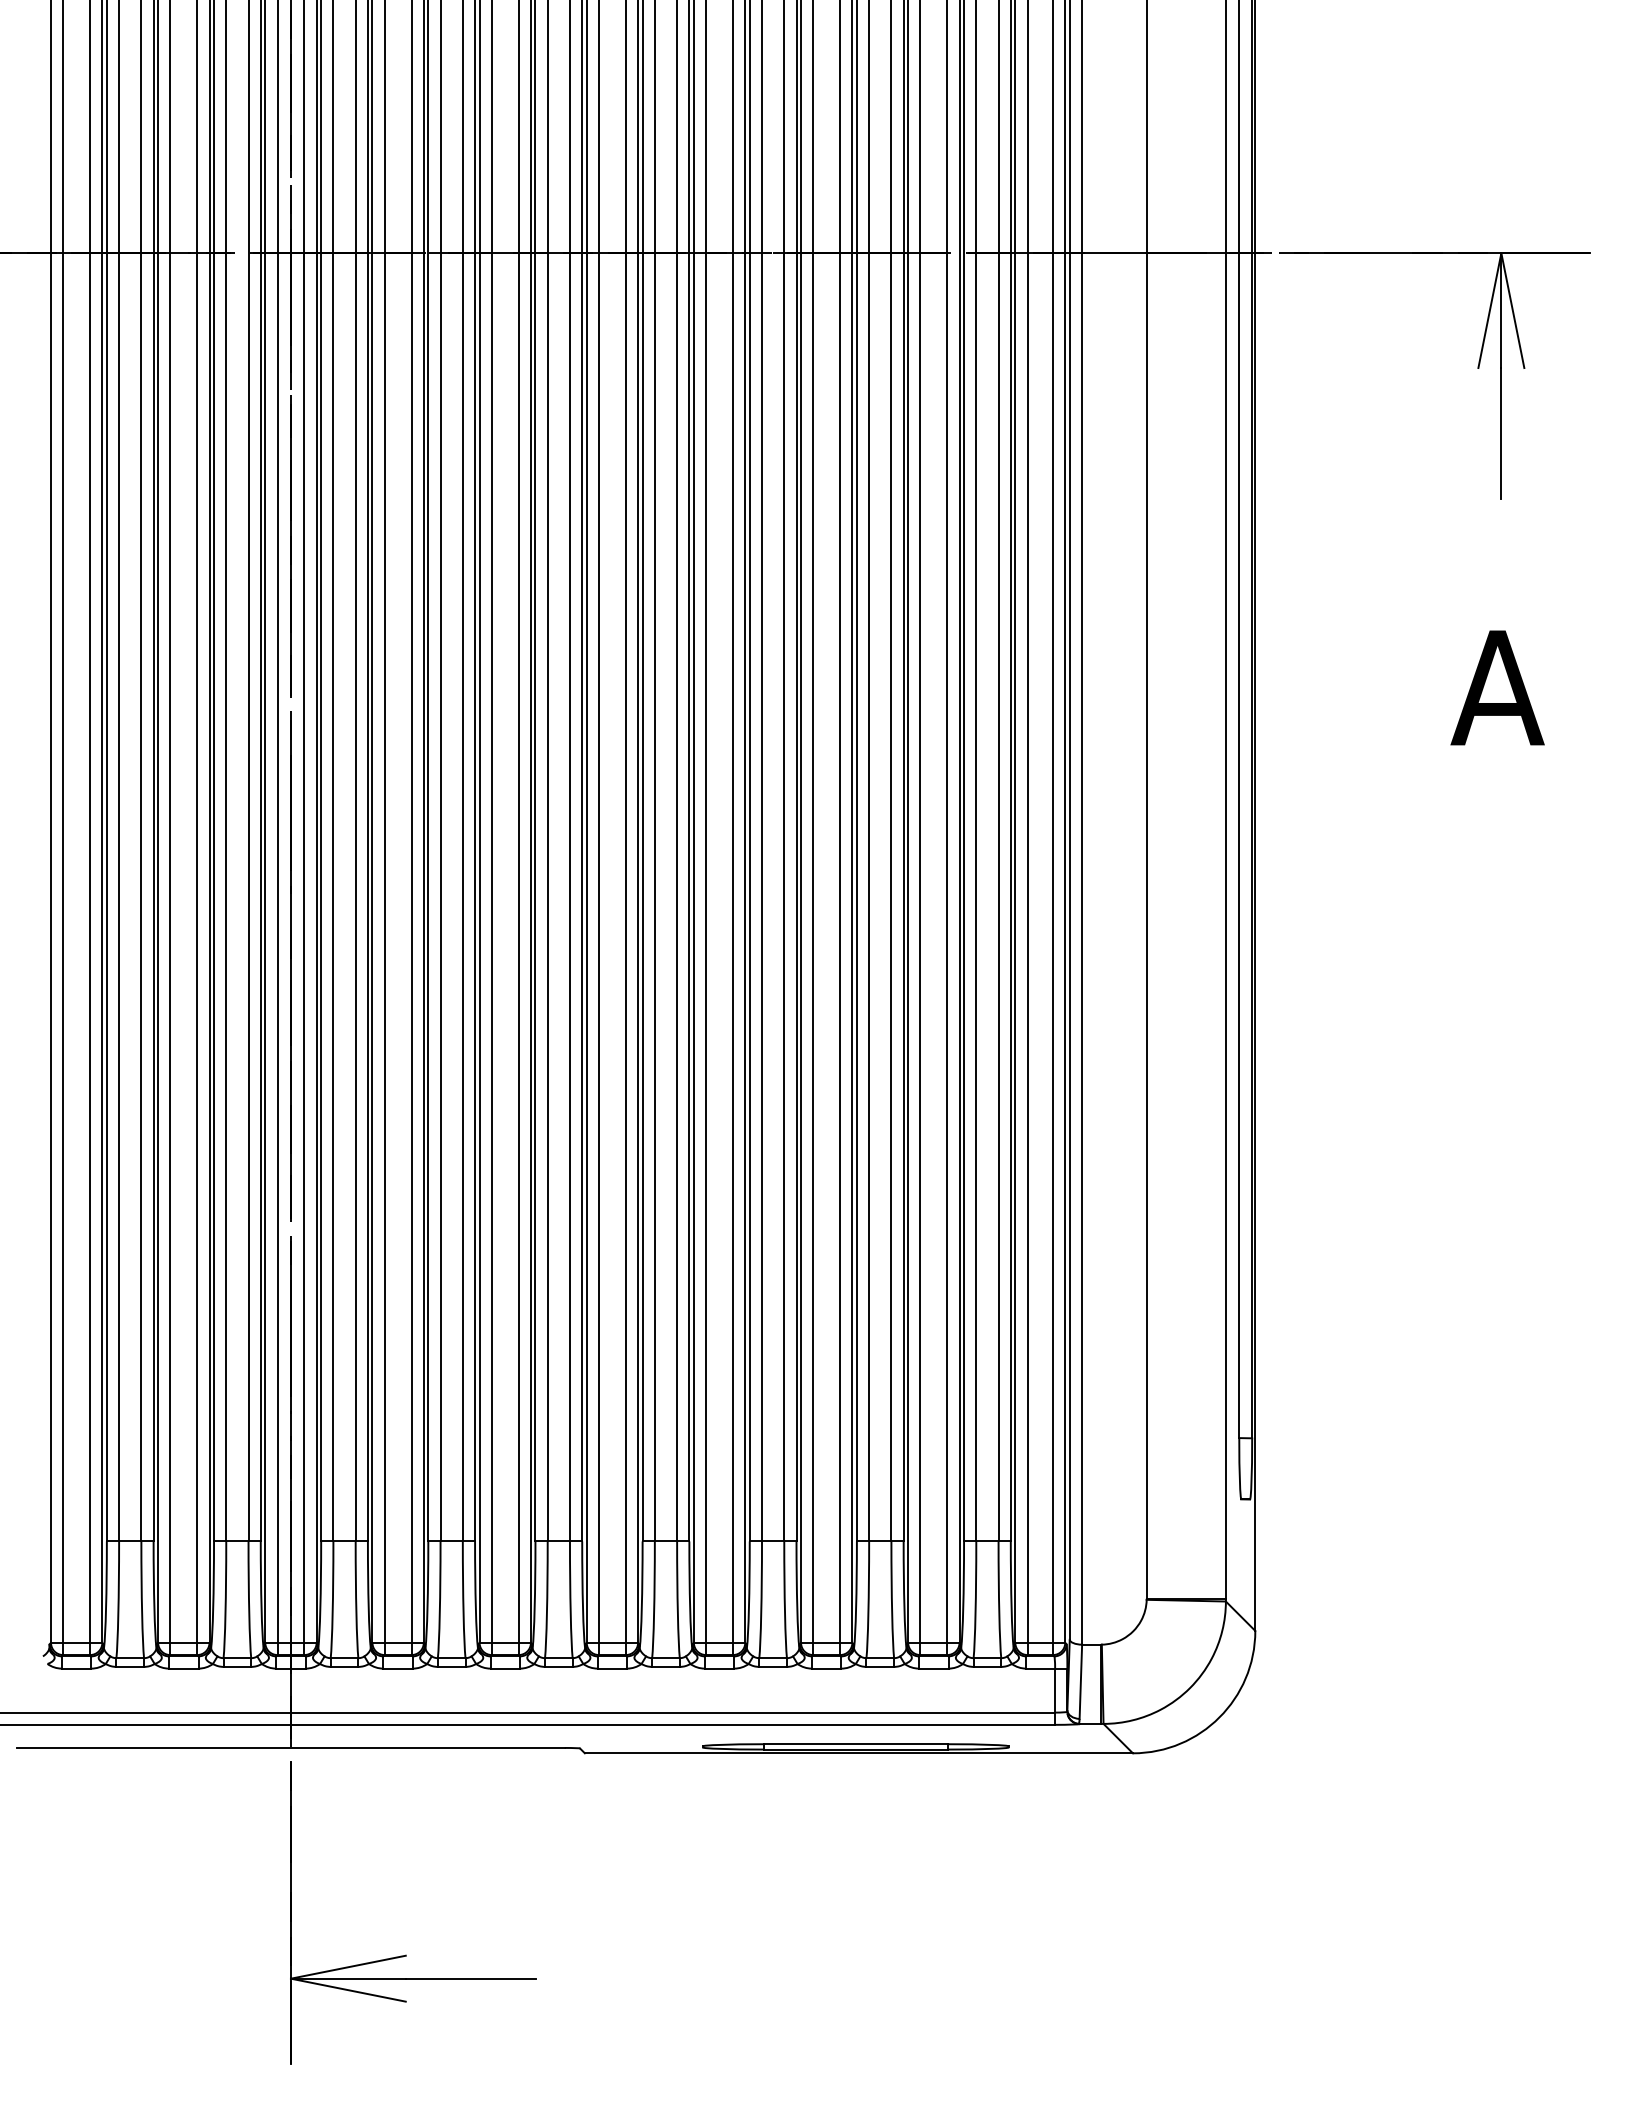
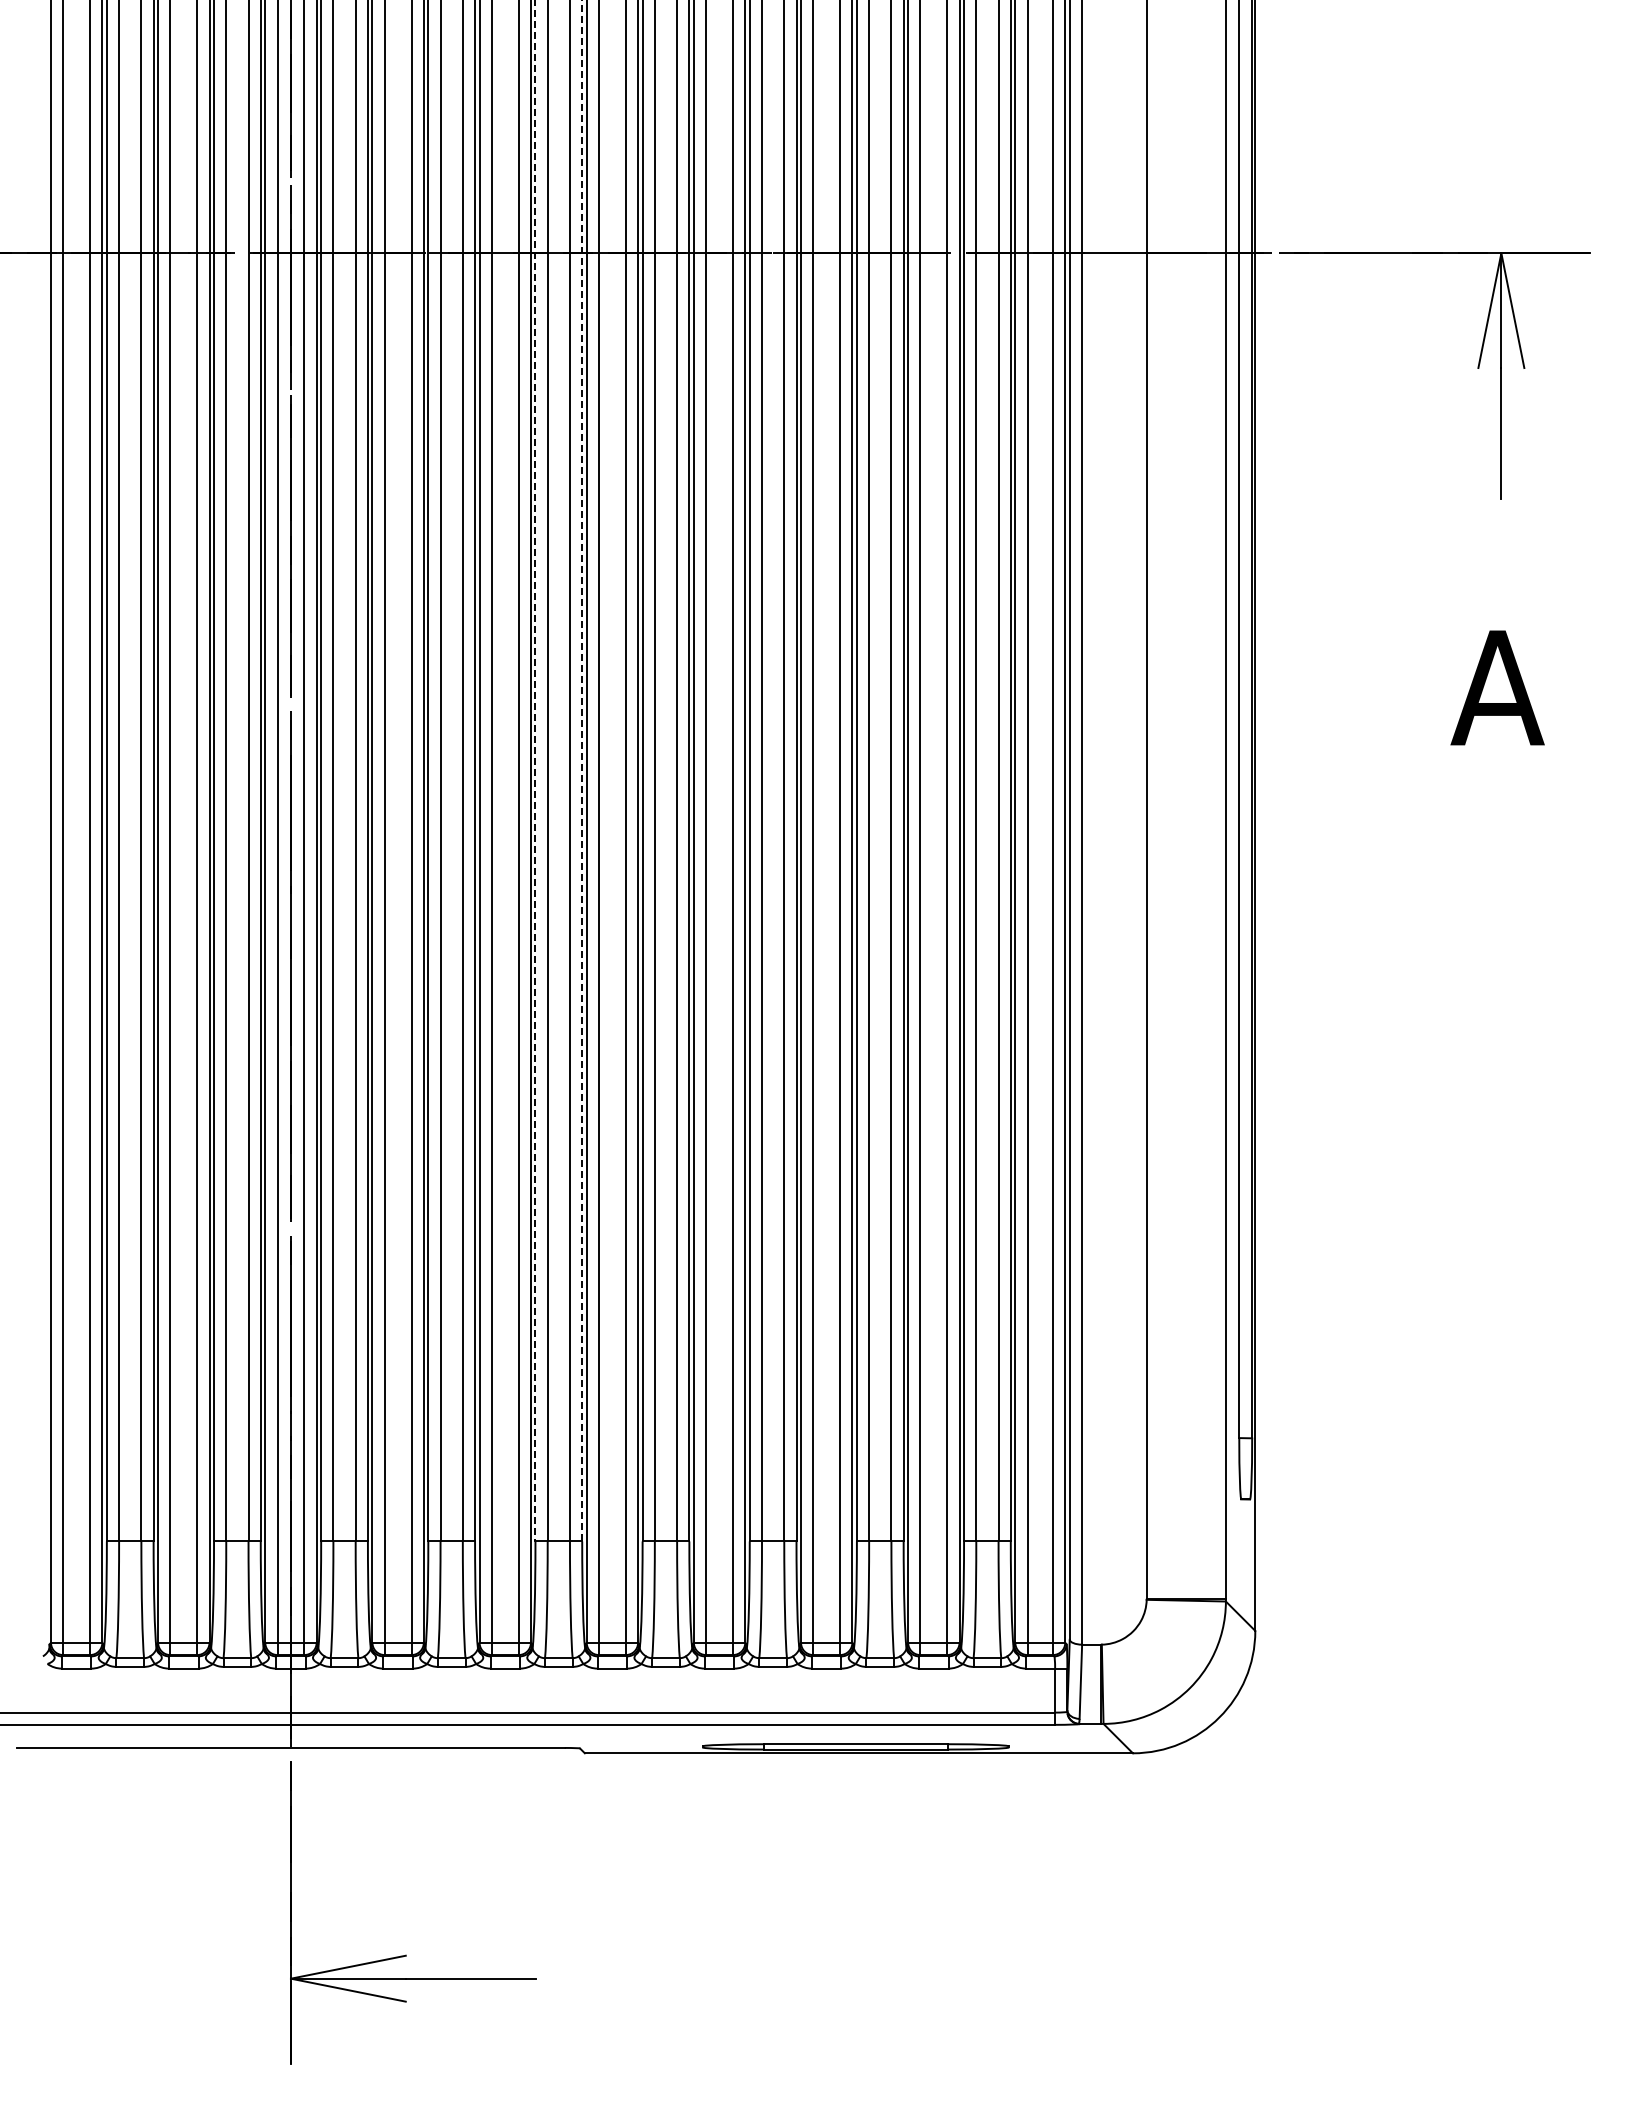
line: solid -> dashed (582, 770)
line: solid -> dashed (535, 771)
